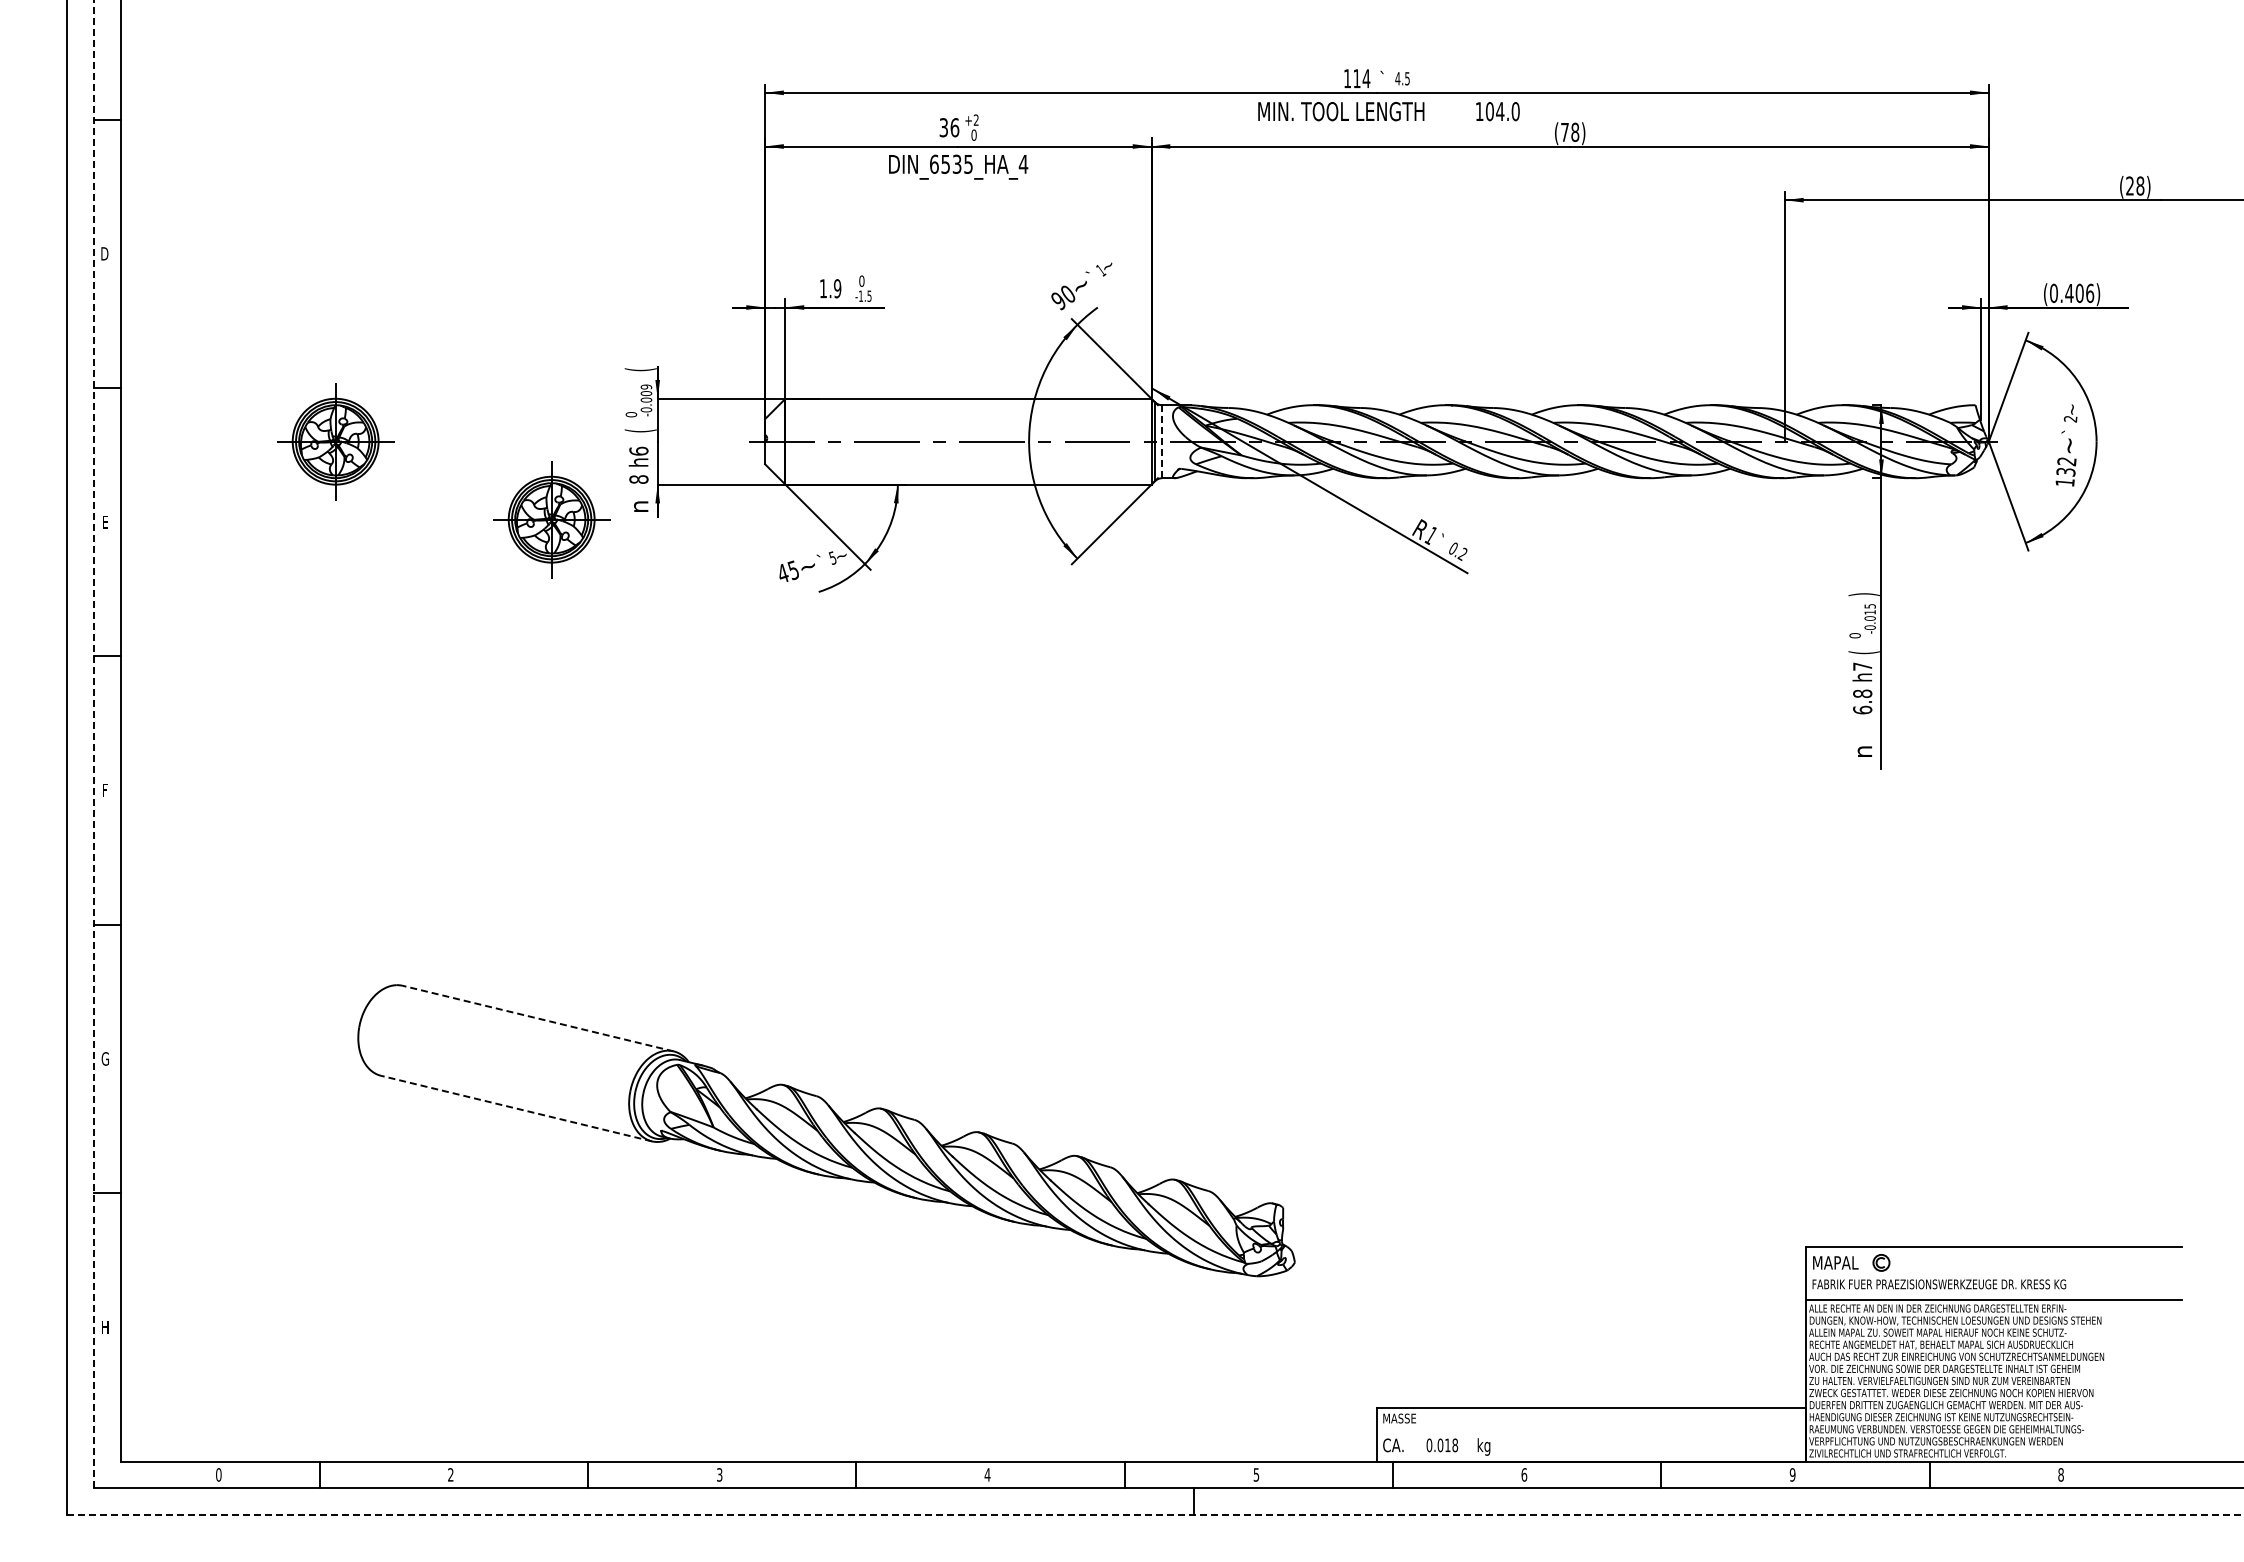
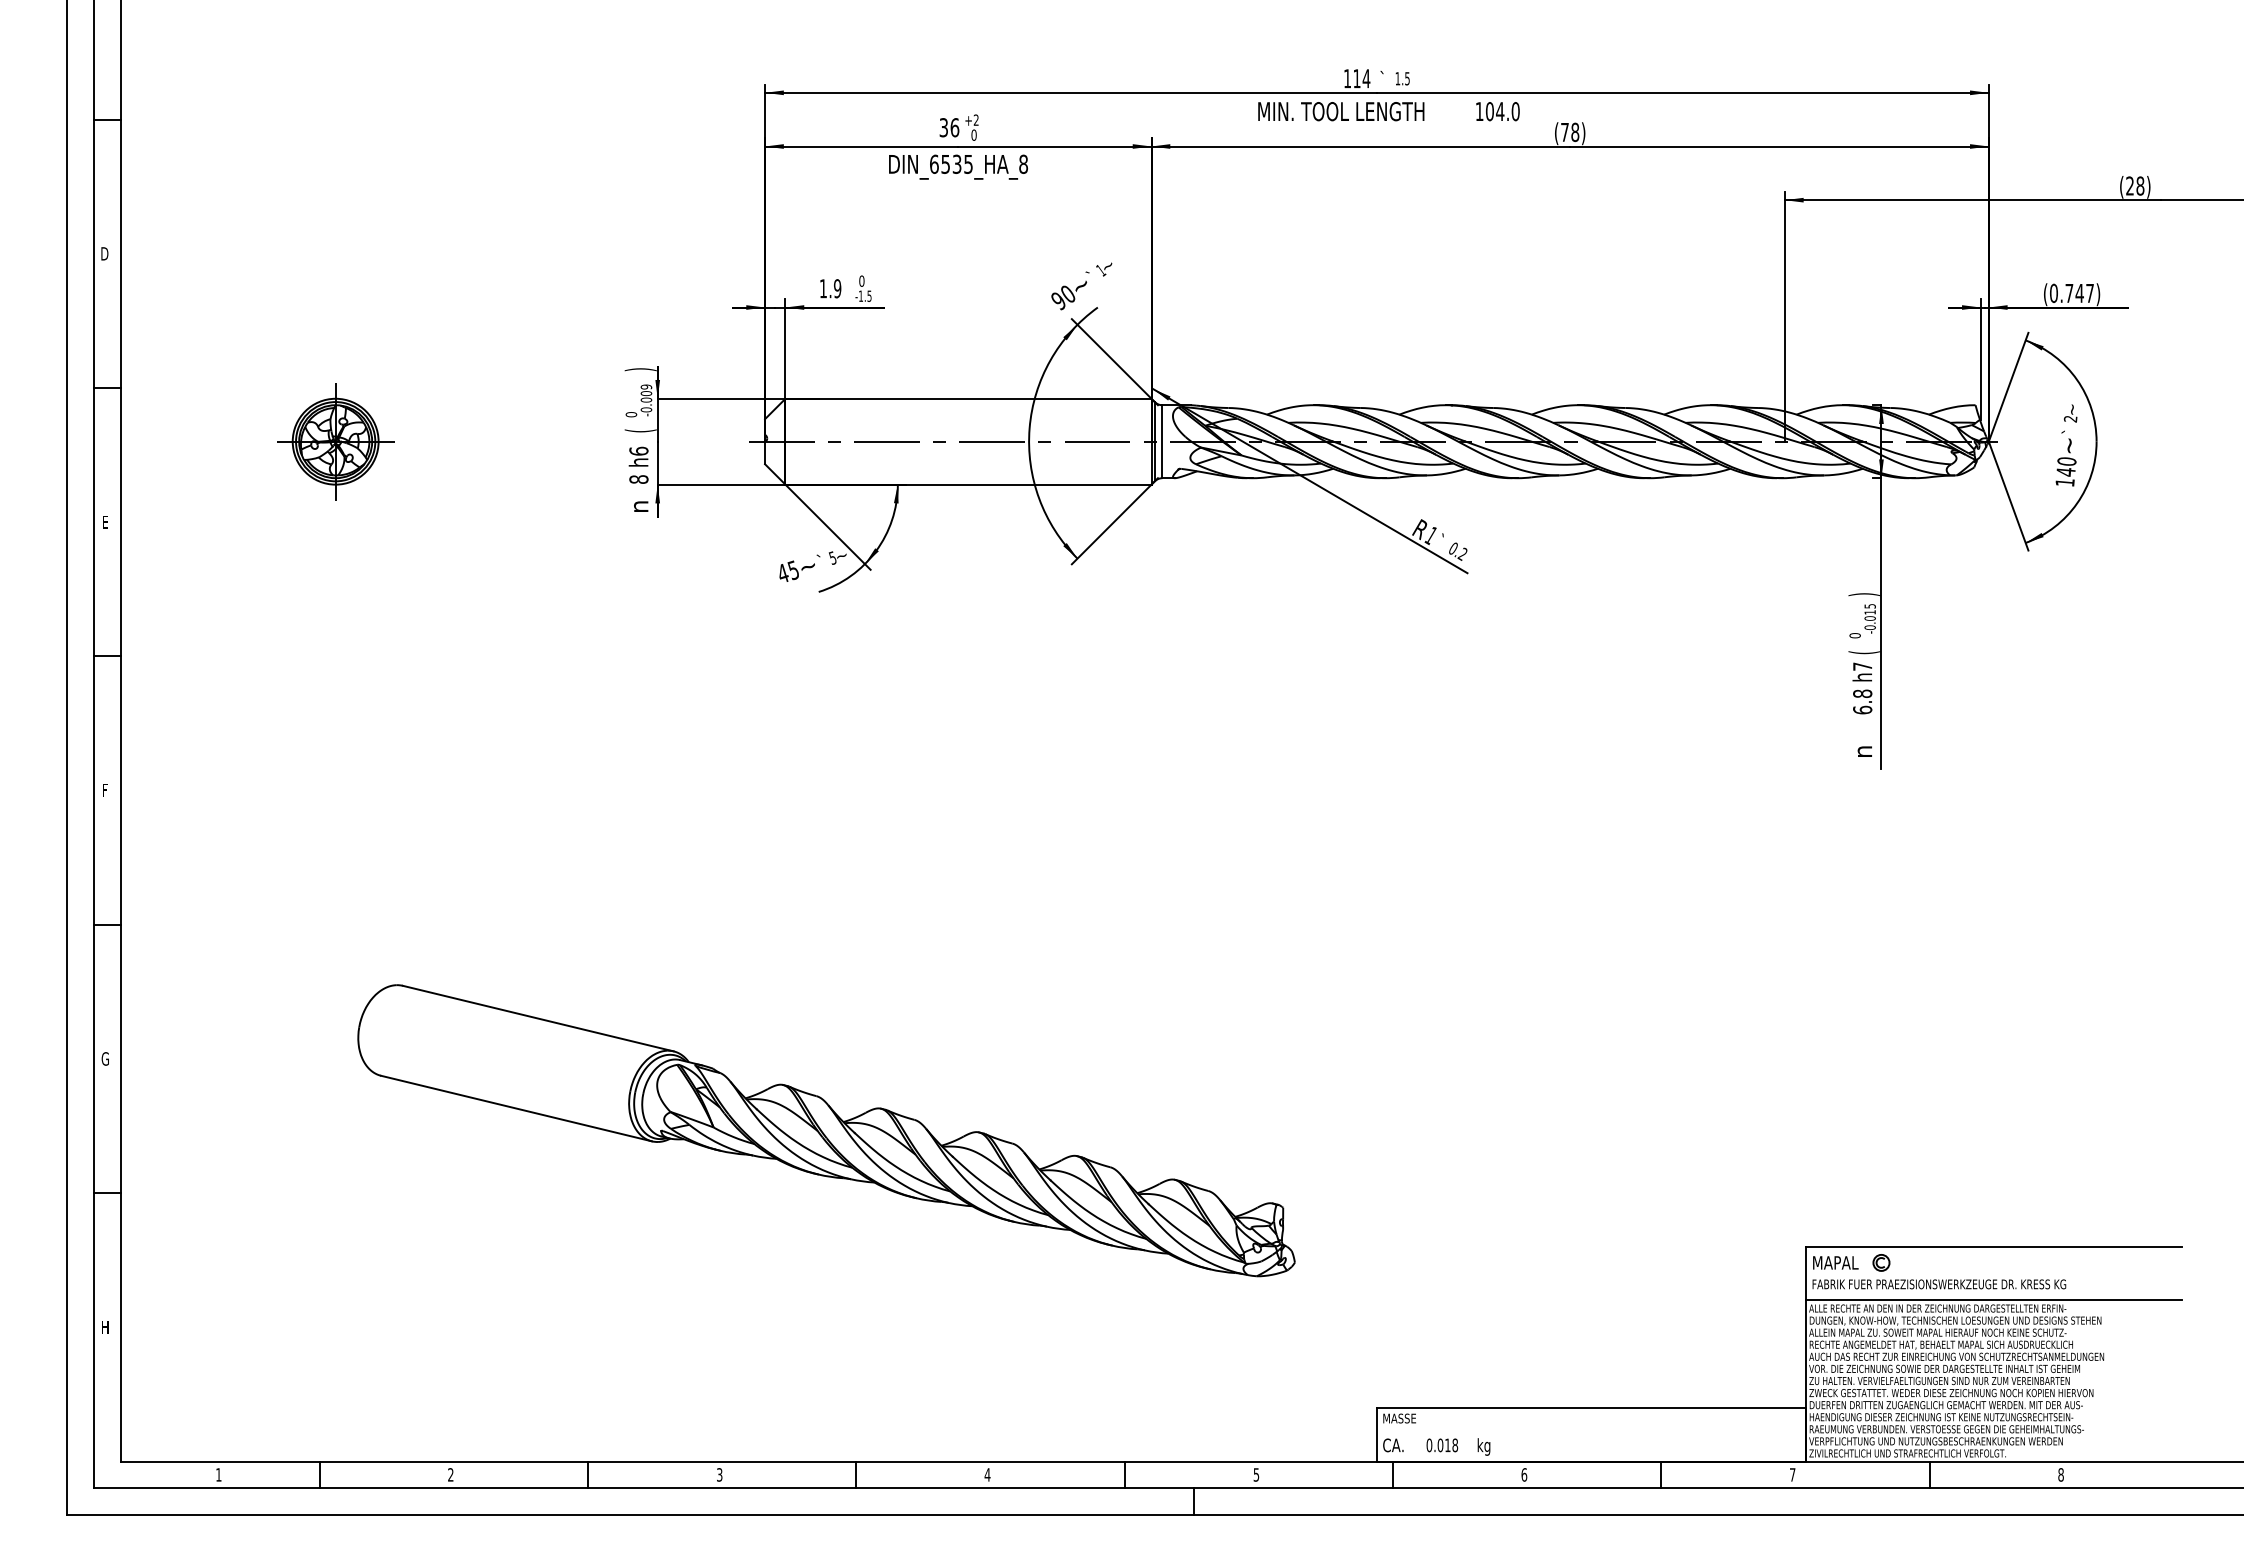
text: 4.5 -> 1.5 (1397, 78)
text: DIN_6535_HA_4 -> DIN_6535_HA_8 (1023, 163)
text: (0.406) -> (0.747) (2079, 293)
text: ( -> ) (640, 369)
line: dashed -> solid (1162, 442)
text: 132 -> 140 (2066, 466)
part: present -> none (551, 519)
line: dashed -> solid (94, 744)
line: dashed -> solid (537, 1018)
line: dashed -> solid (516, 1108)
text: 0 -> 1 (218, 1474)
text: 9 -> 7 (1792, 1474)
line: dashed -> solid (1156, 1515)
